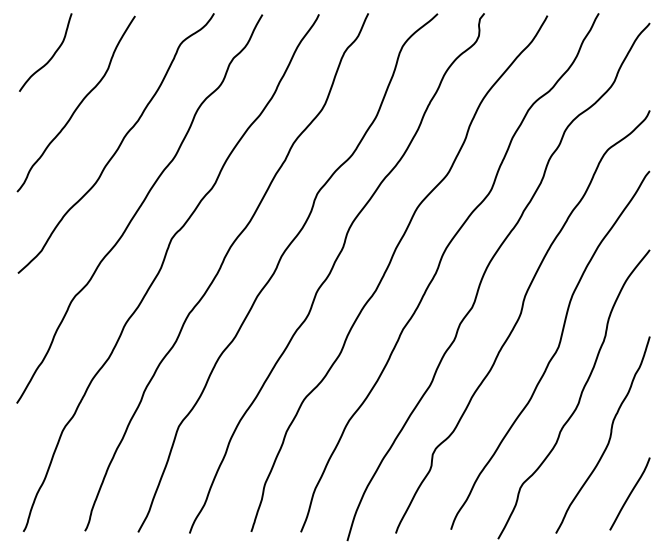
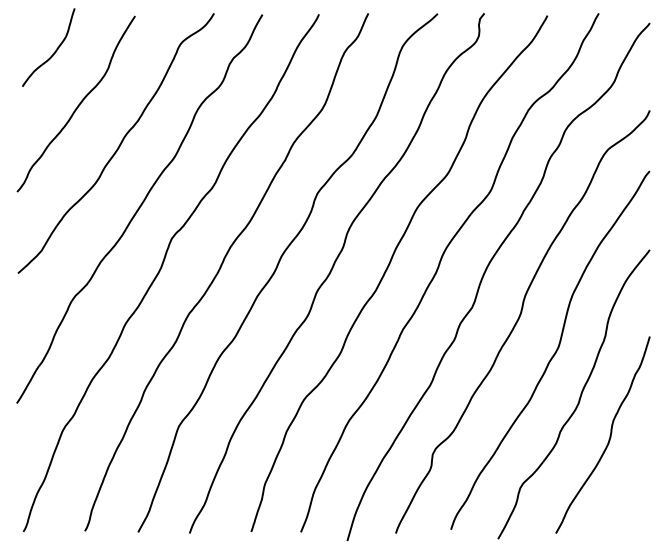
curve position: (50, 57) -> (53, 52) (53, 52)
curve: present -> none (629, 493)
